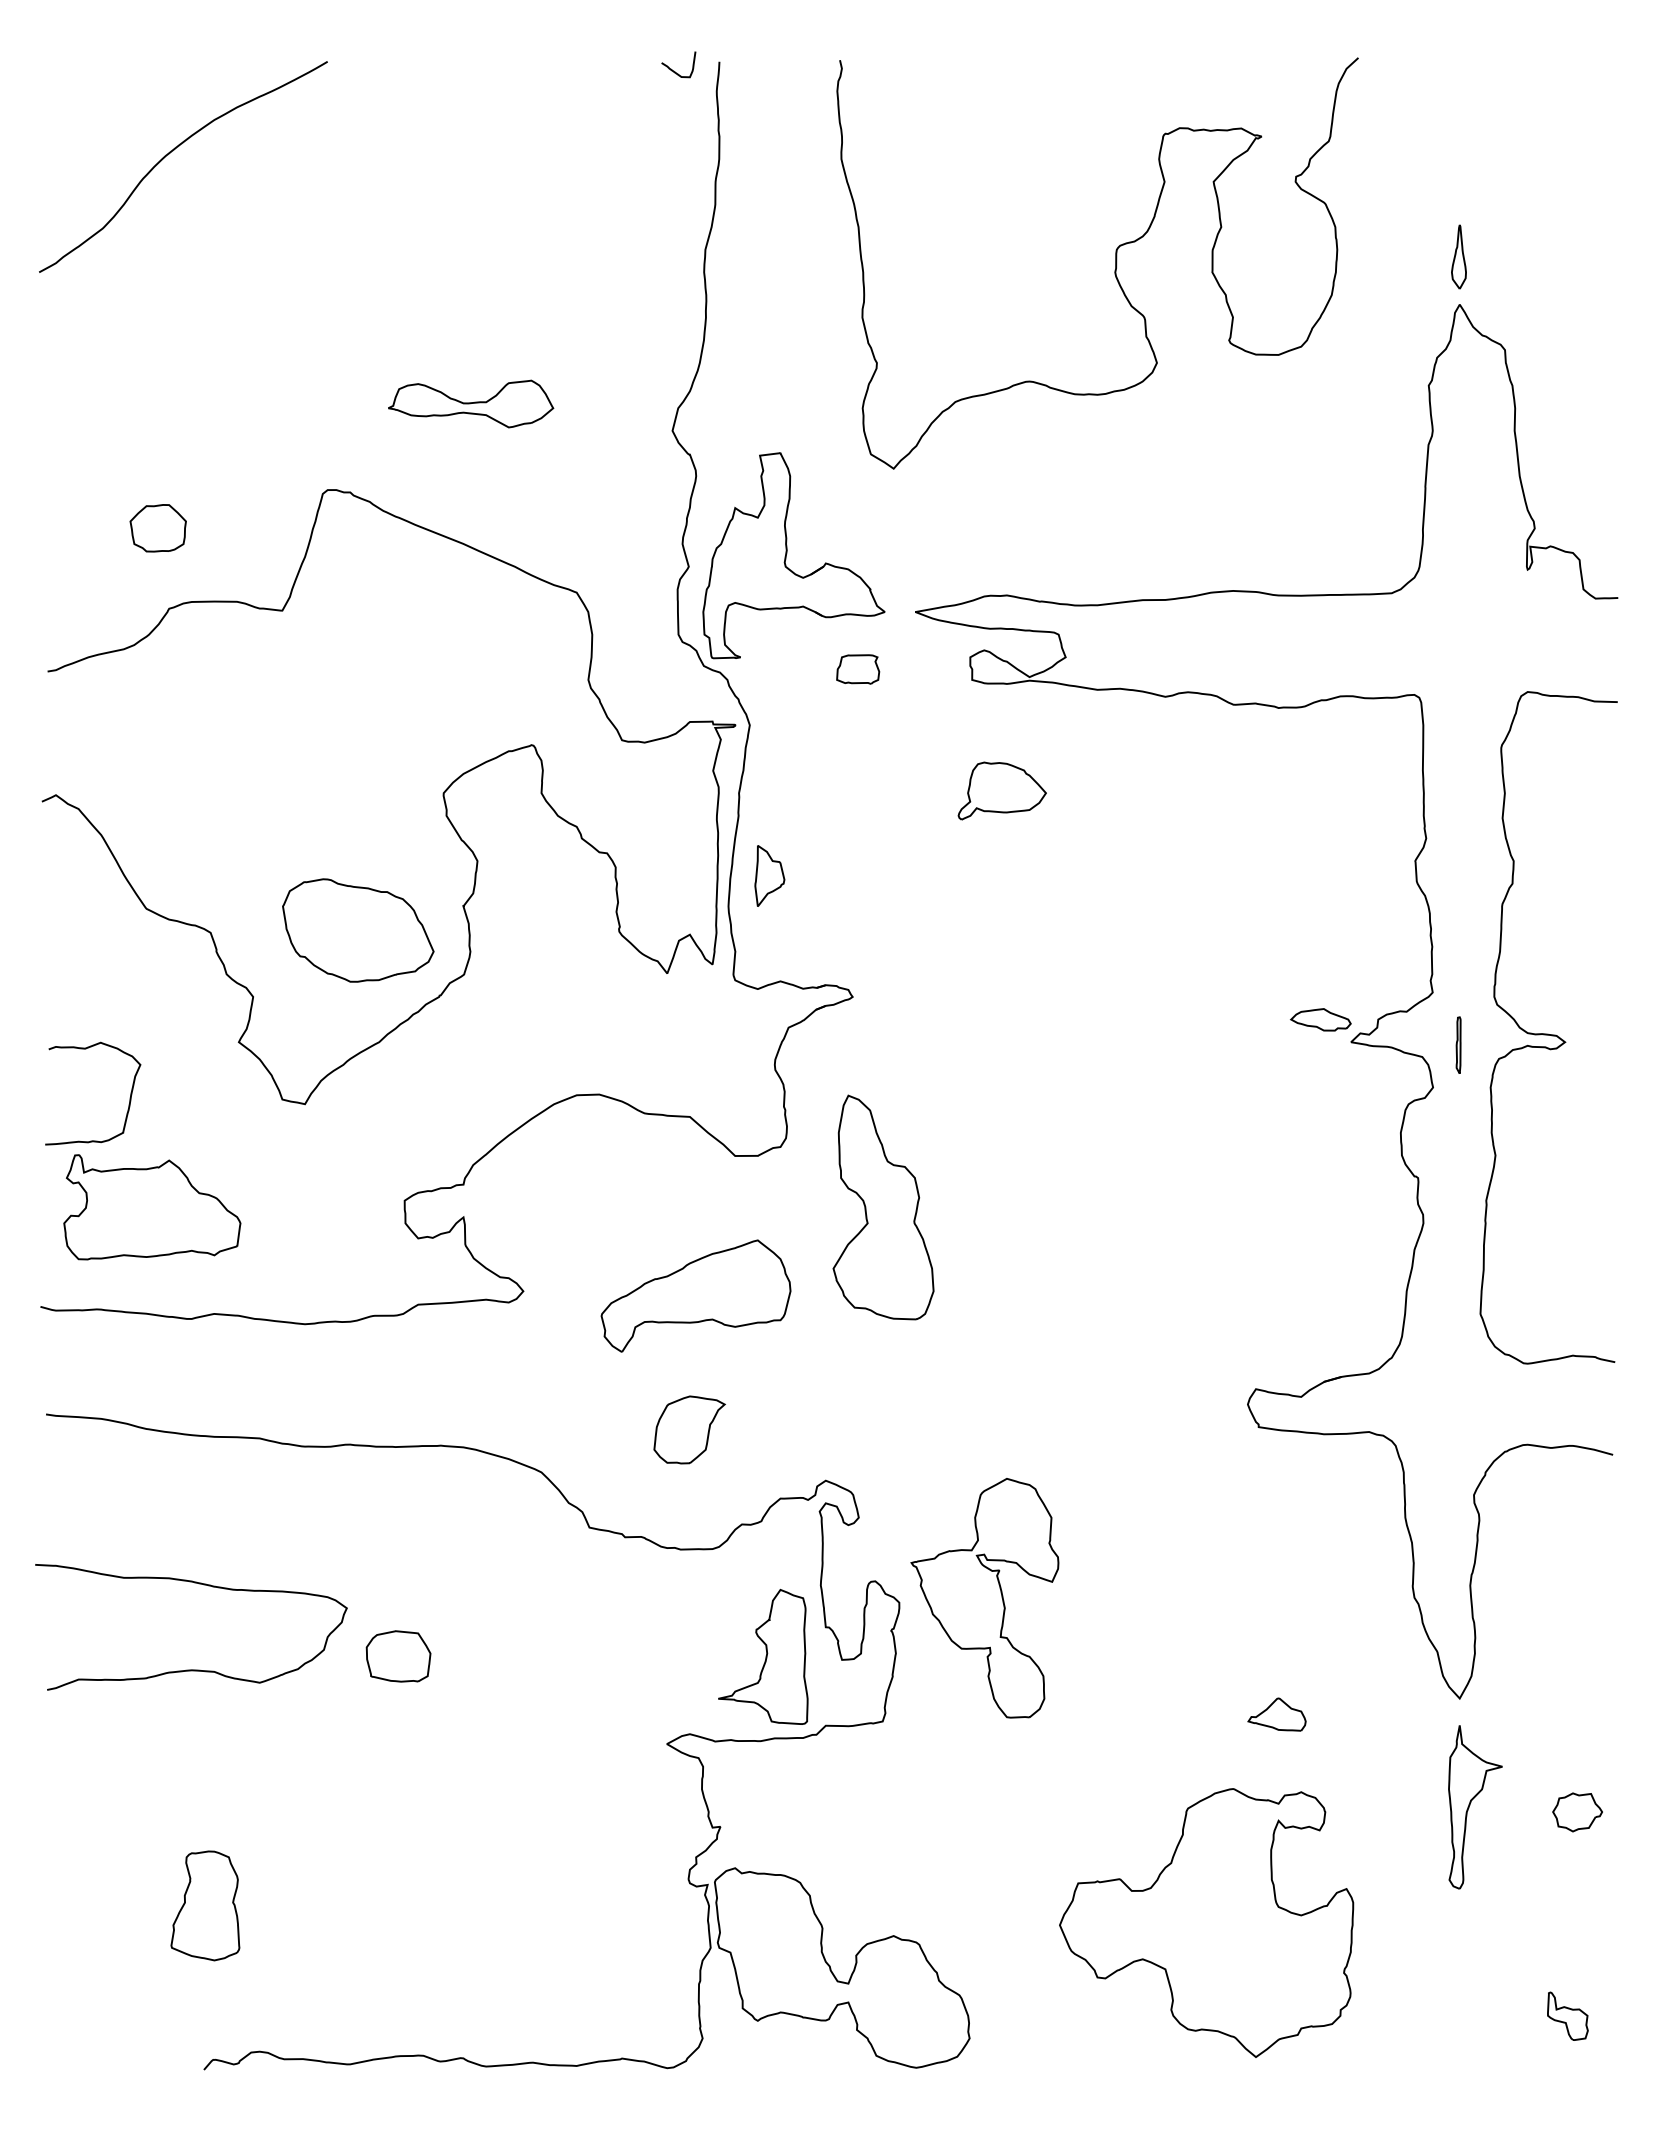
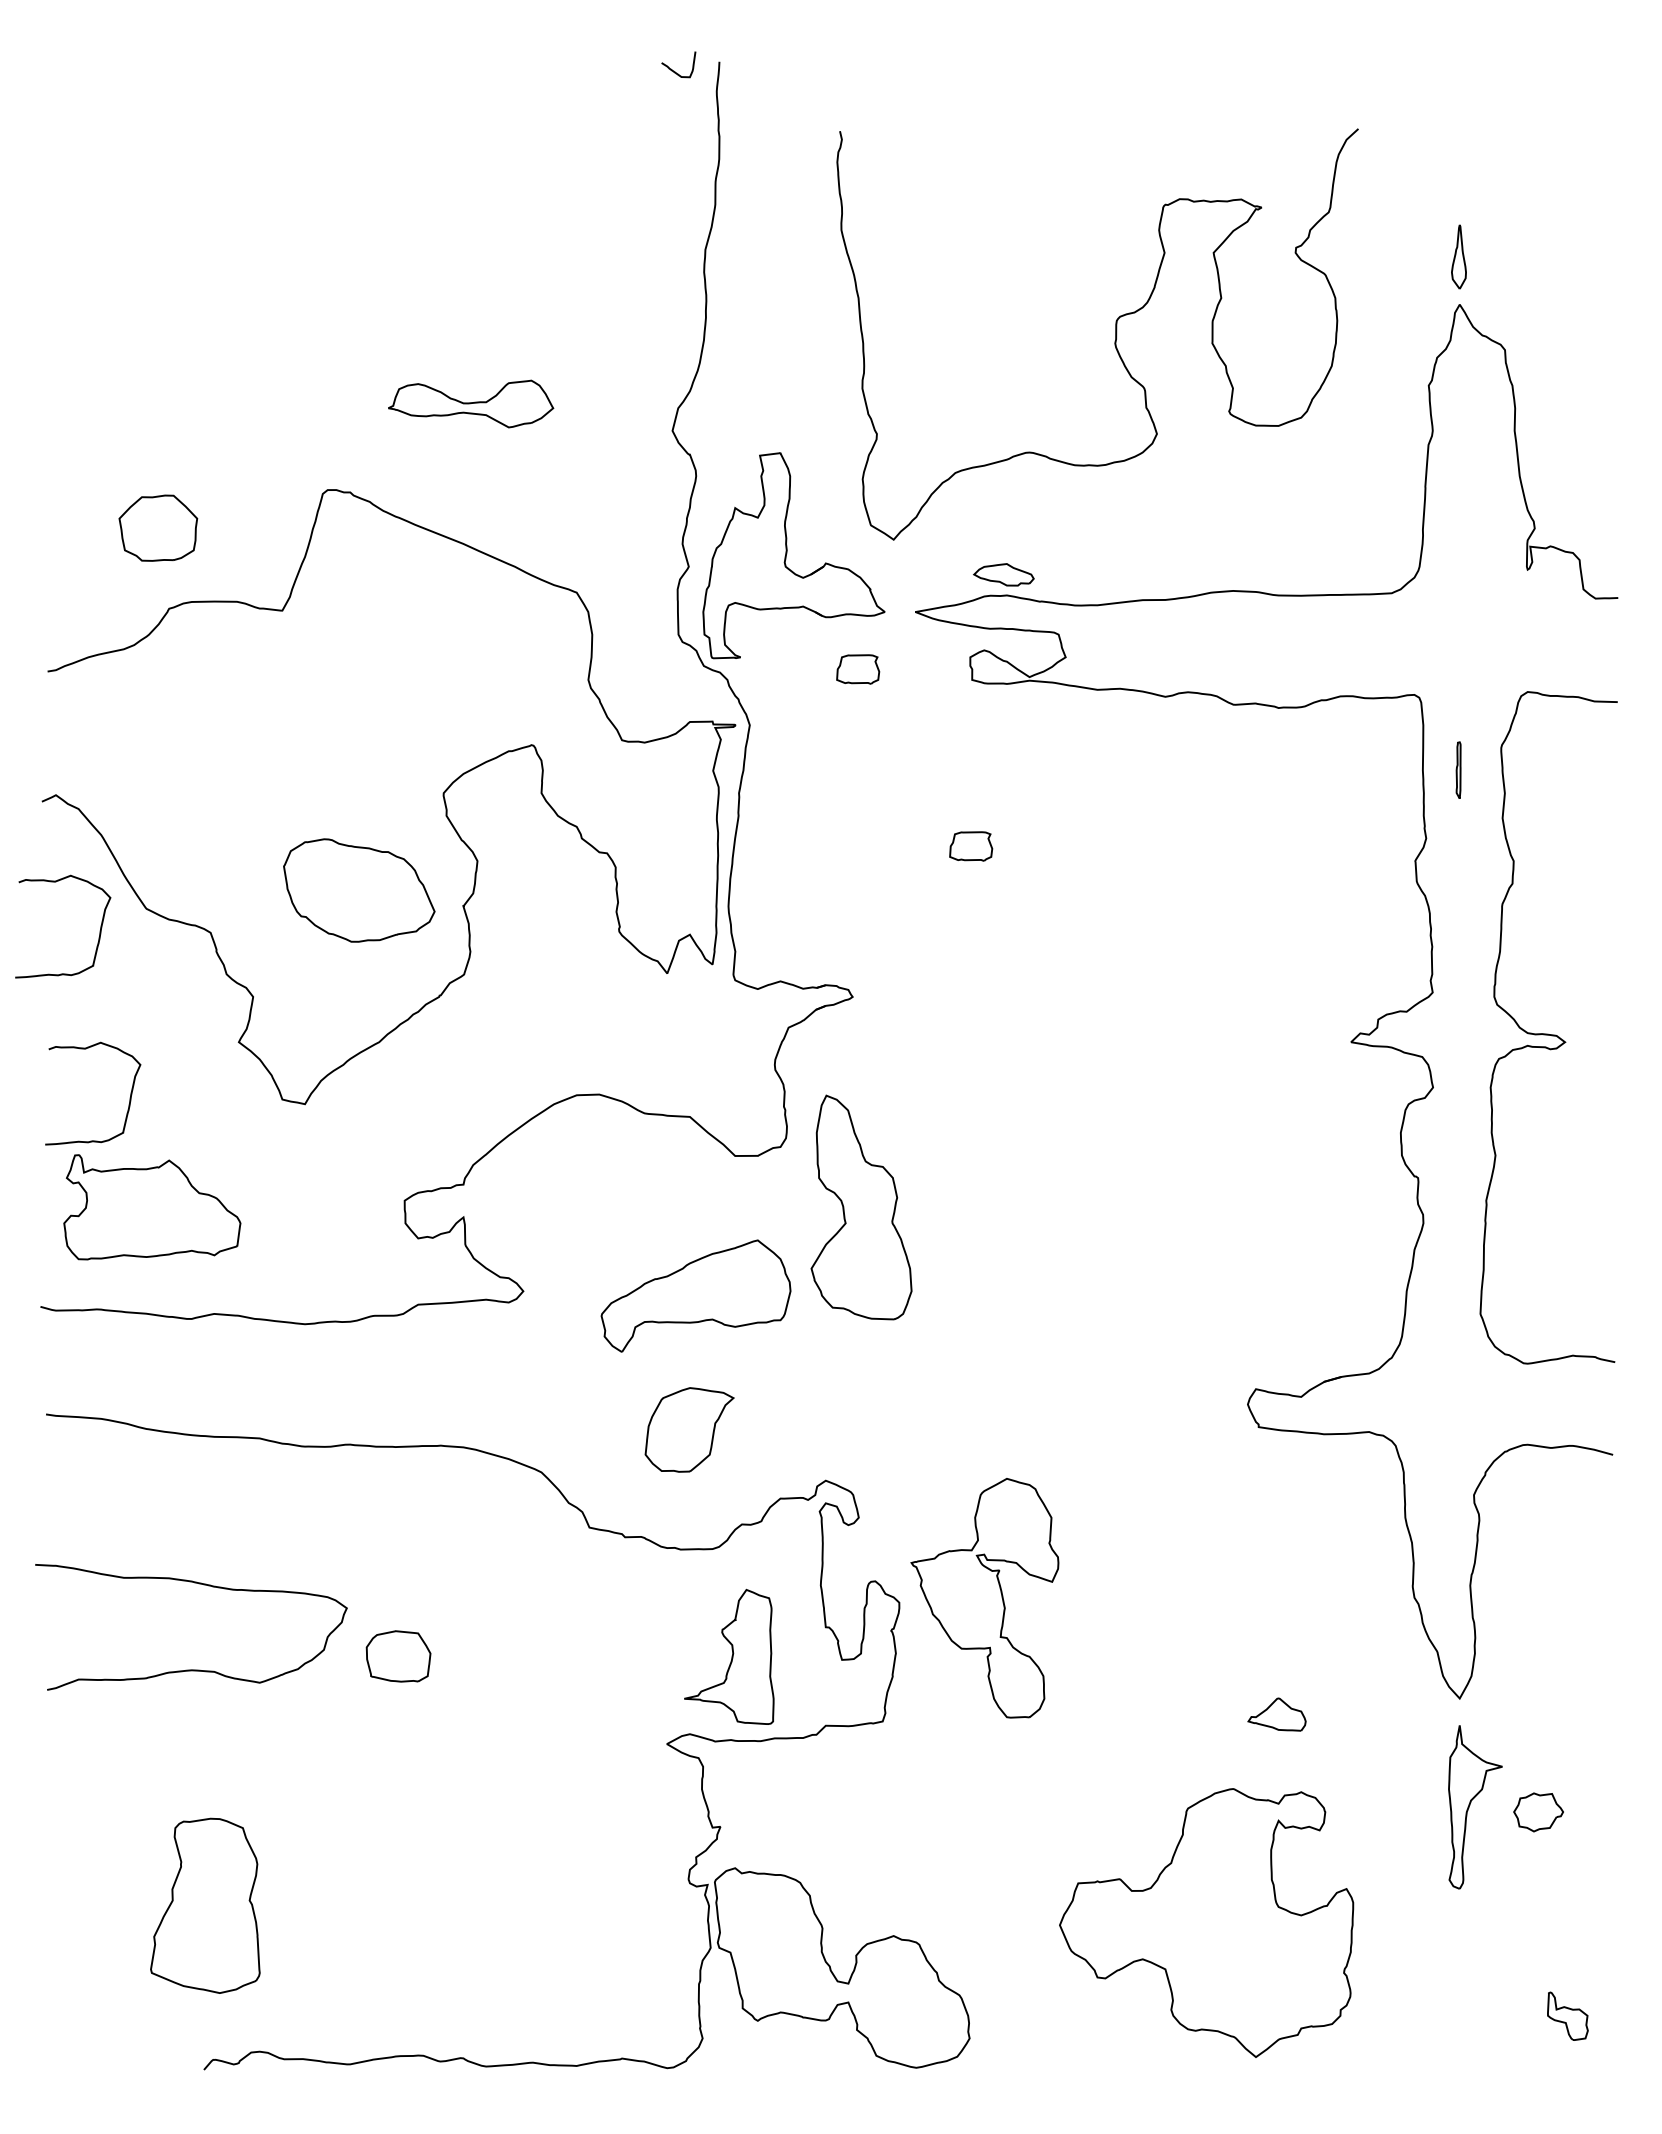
curve: present -> none (173, 151)
curve position: (1115, 263) -> (1115, 334) (1115, 334)
part size: 58x49 px -> 81x68 px (158, 527)
part: present -> none (1001, 790)
part: none -> present (971, 846)
part: present -> none (769, 875)
curve: none -> present (99, 930)
part position: (358, 930) -> (359, 890) (359, 890)
part position: (1320, 1019) -> (1003, 574) (1003, 574)
part position: (1458, 1044) -> (1458, 769) (1458, 769)
part position: (883, 1207) -> (861, 1207) (861, 1207)
part size: 73x70 px -> 91x86 px (689, 1429)
part position: (763, 1656) -> (729, 1656) (729, 1656)
part position: (1577, 1812) -> (1538, 1812) (1538, 1812)
part size: 71x112 px -> 111x177 px (205, 1905)
